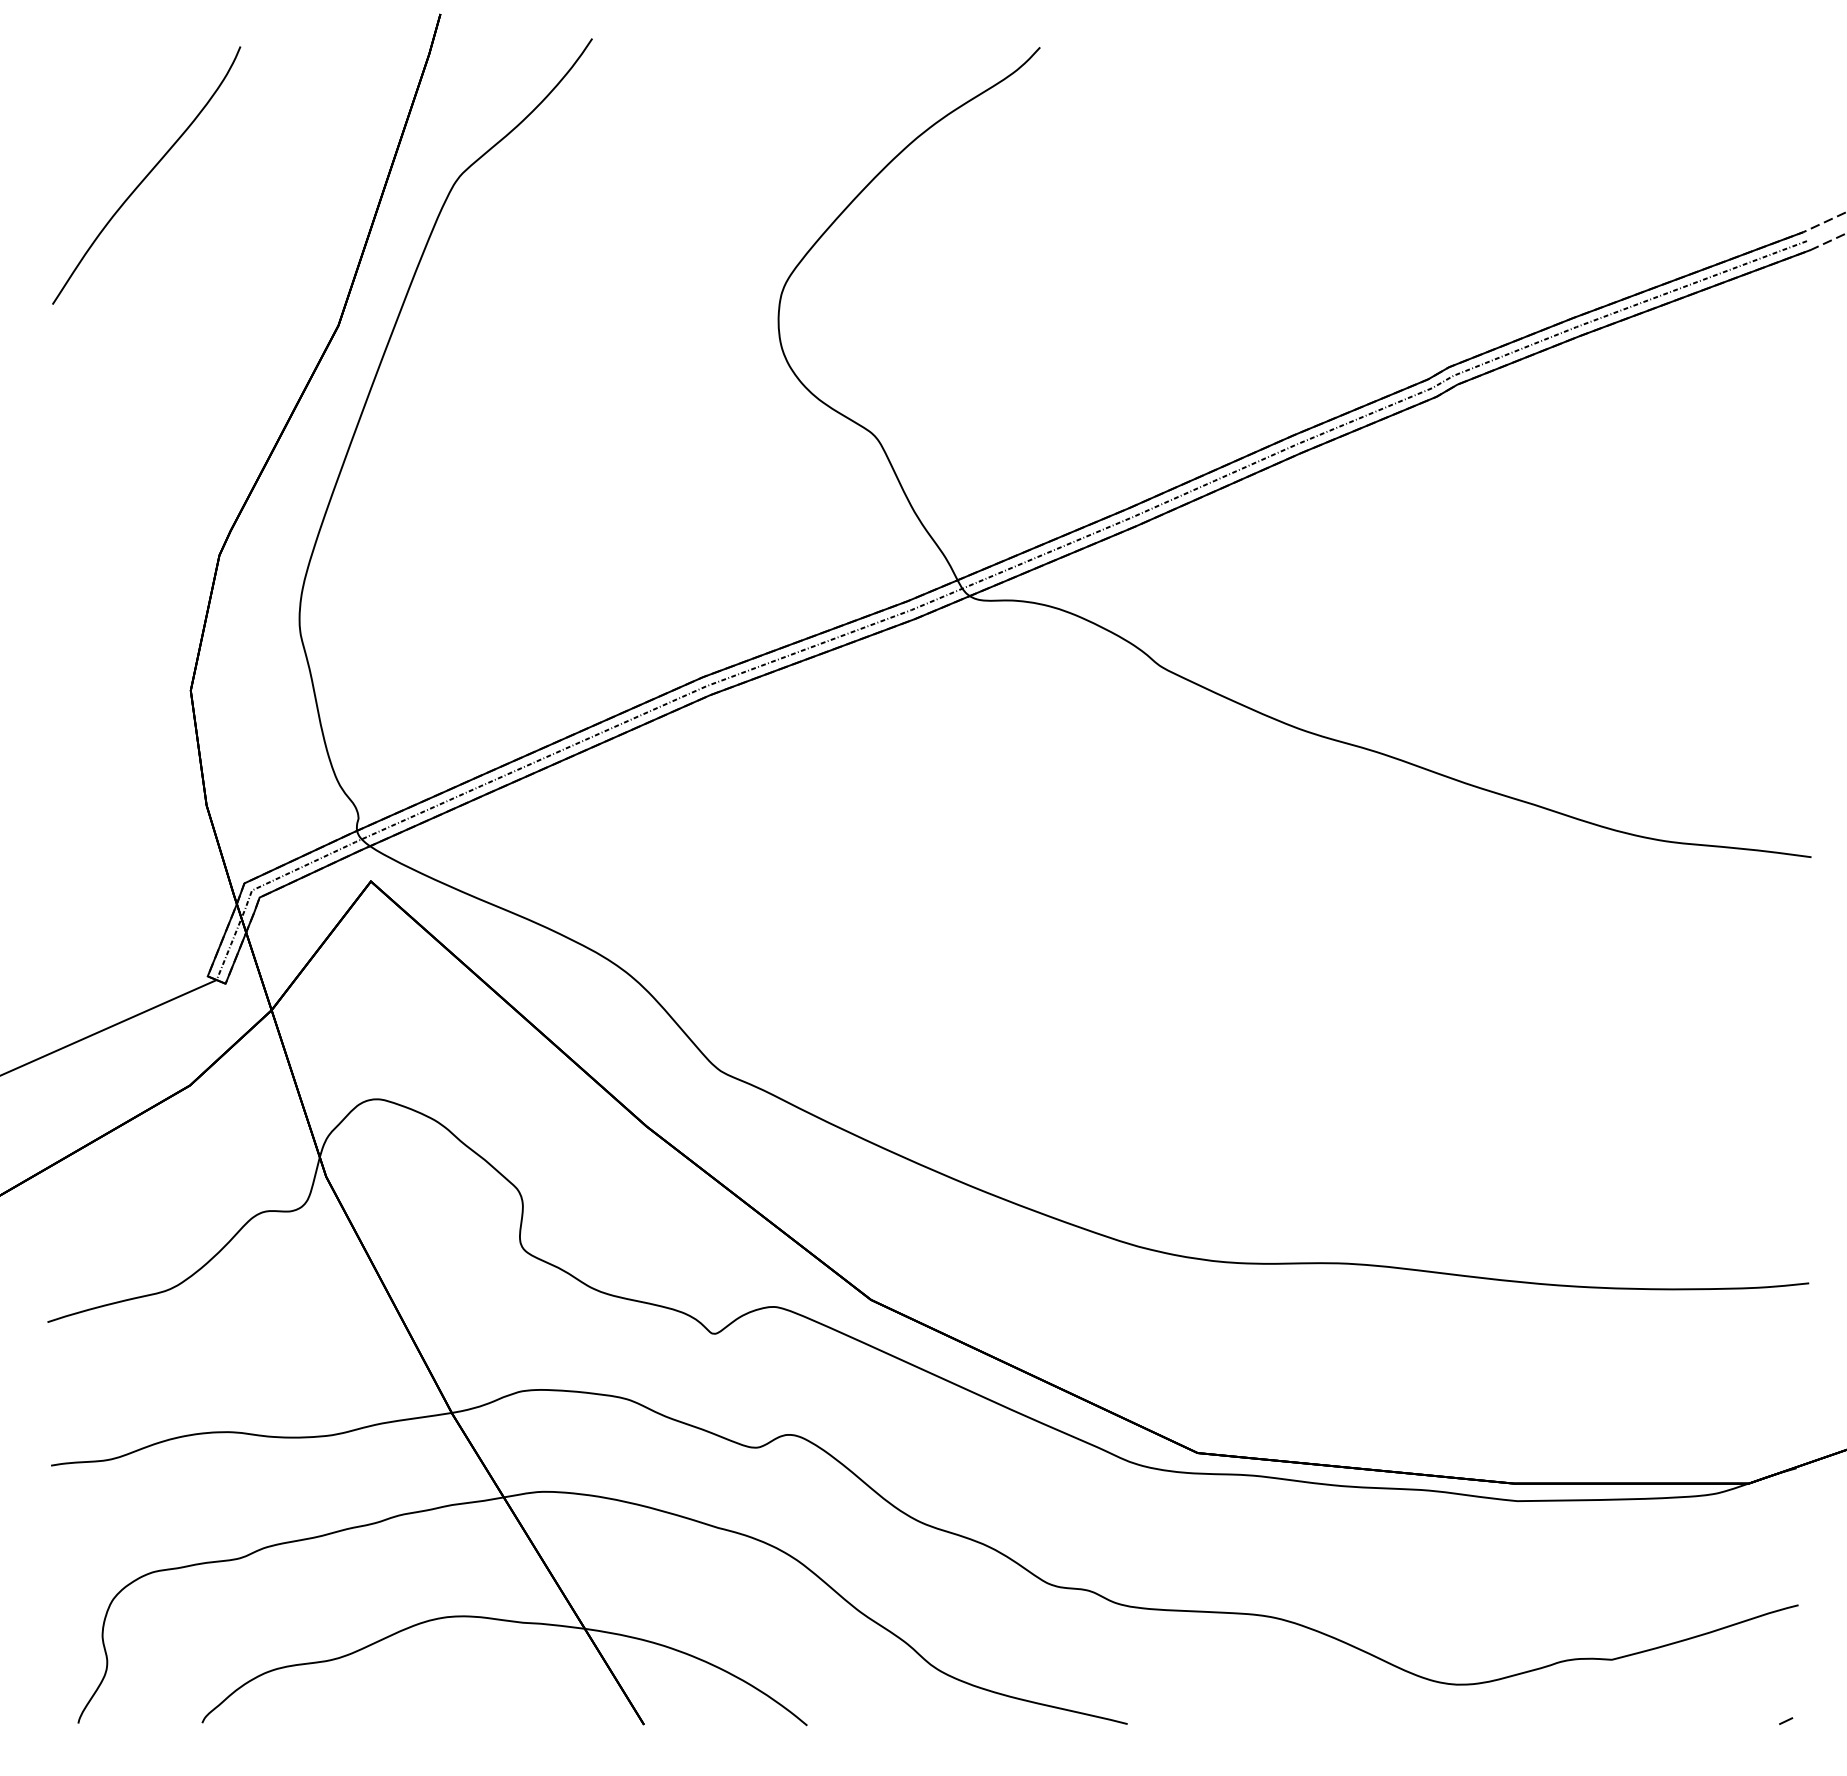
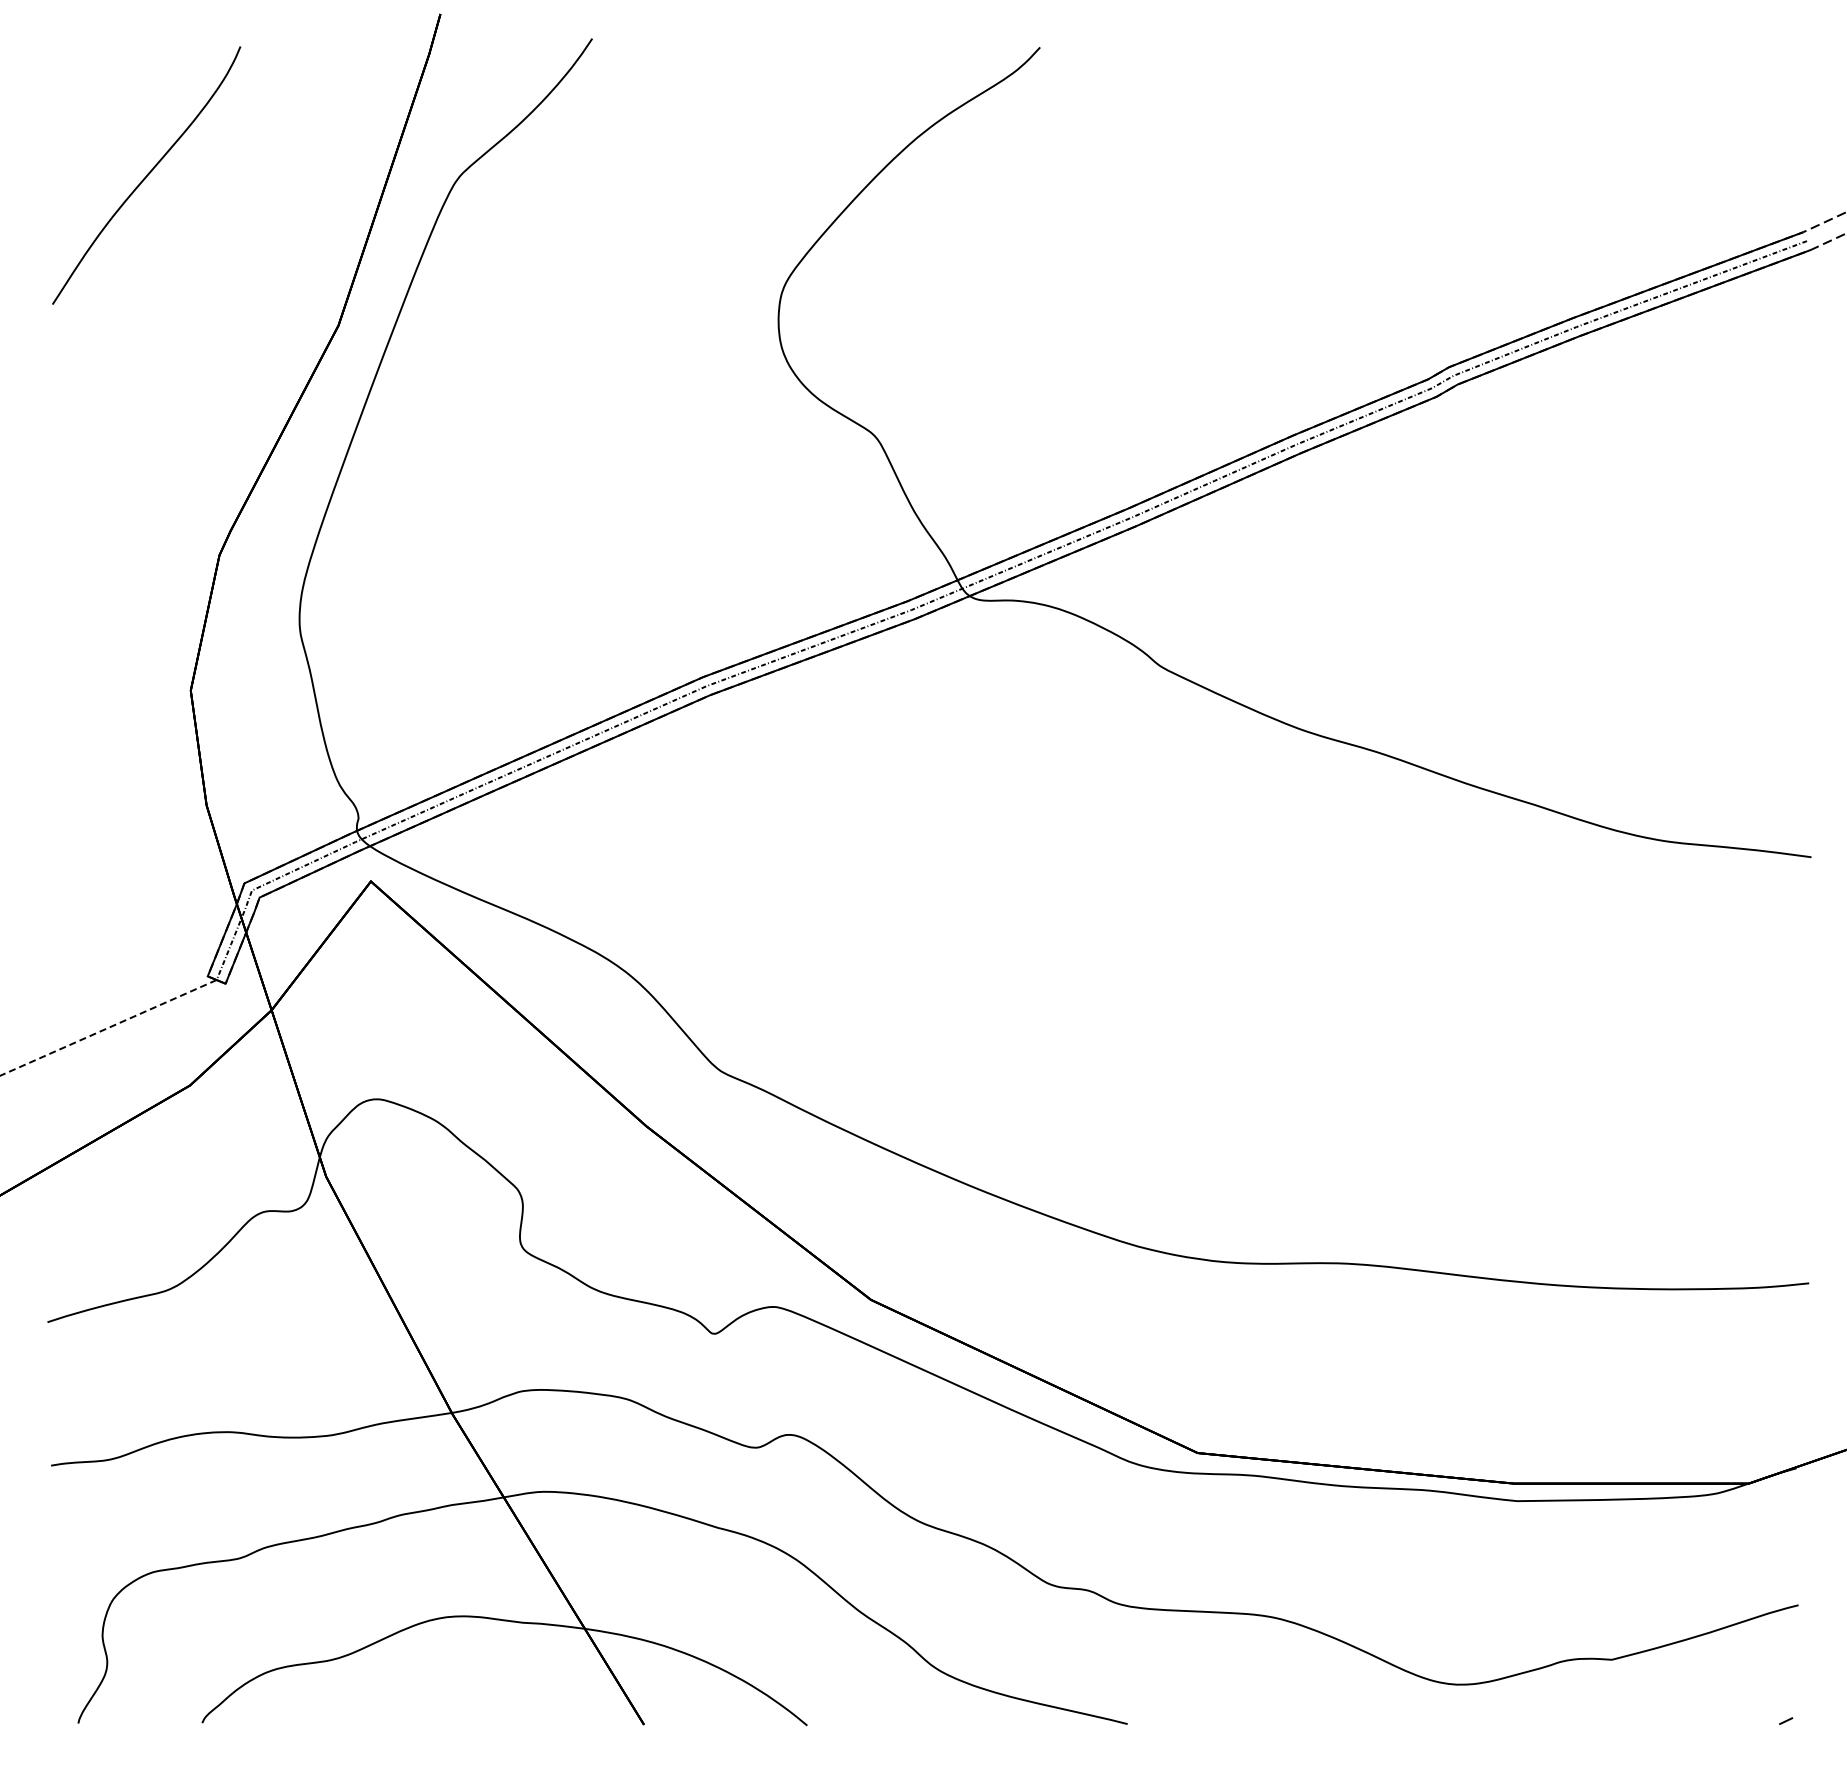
line: solid -> dashed (107, 1028)
